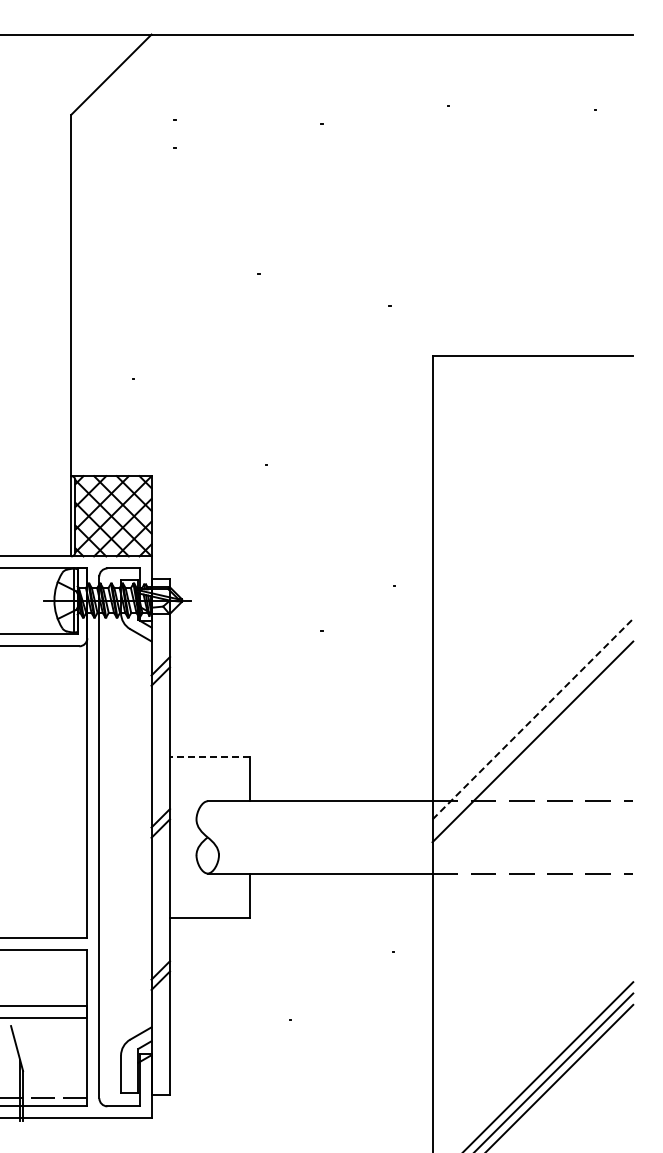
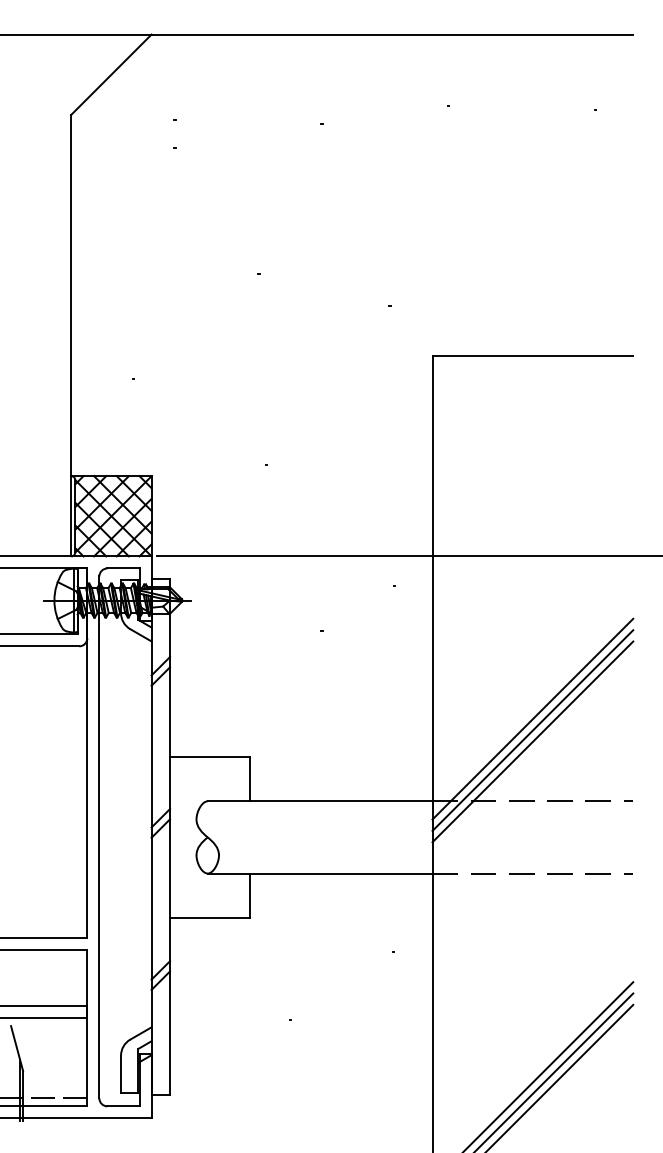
line: none -> present (408, 556)
line: dashed -> solid (532, 719)
line: none -> present (532, 730)
line: dashed -> solid (209, 757)
